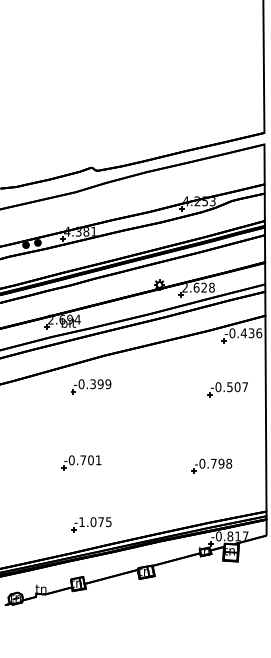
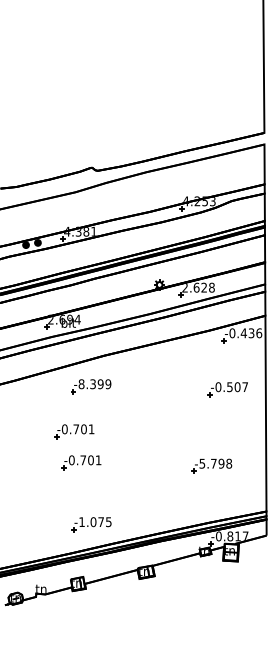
text: -0.399 -> -8.399 (81, 383)
part: none -> present (74, 431)
text: -0.798 -> -5.798 (202, 463)
